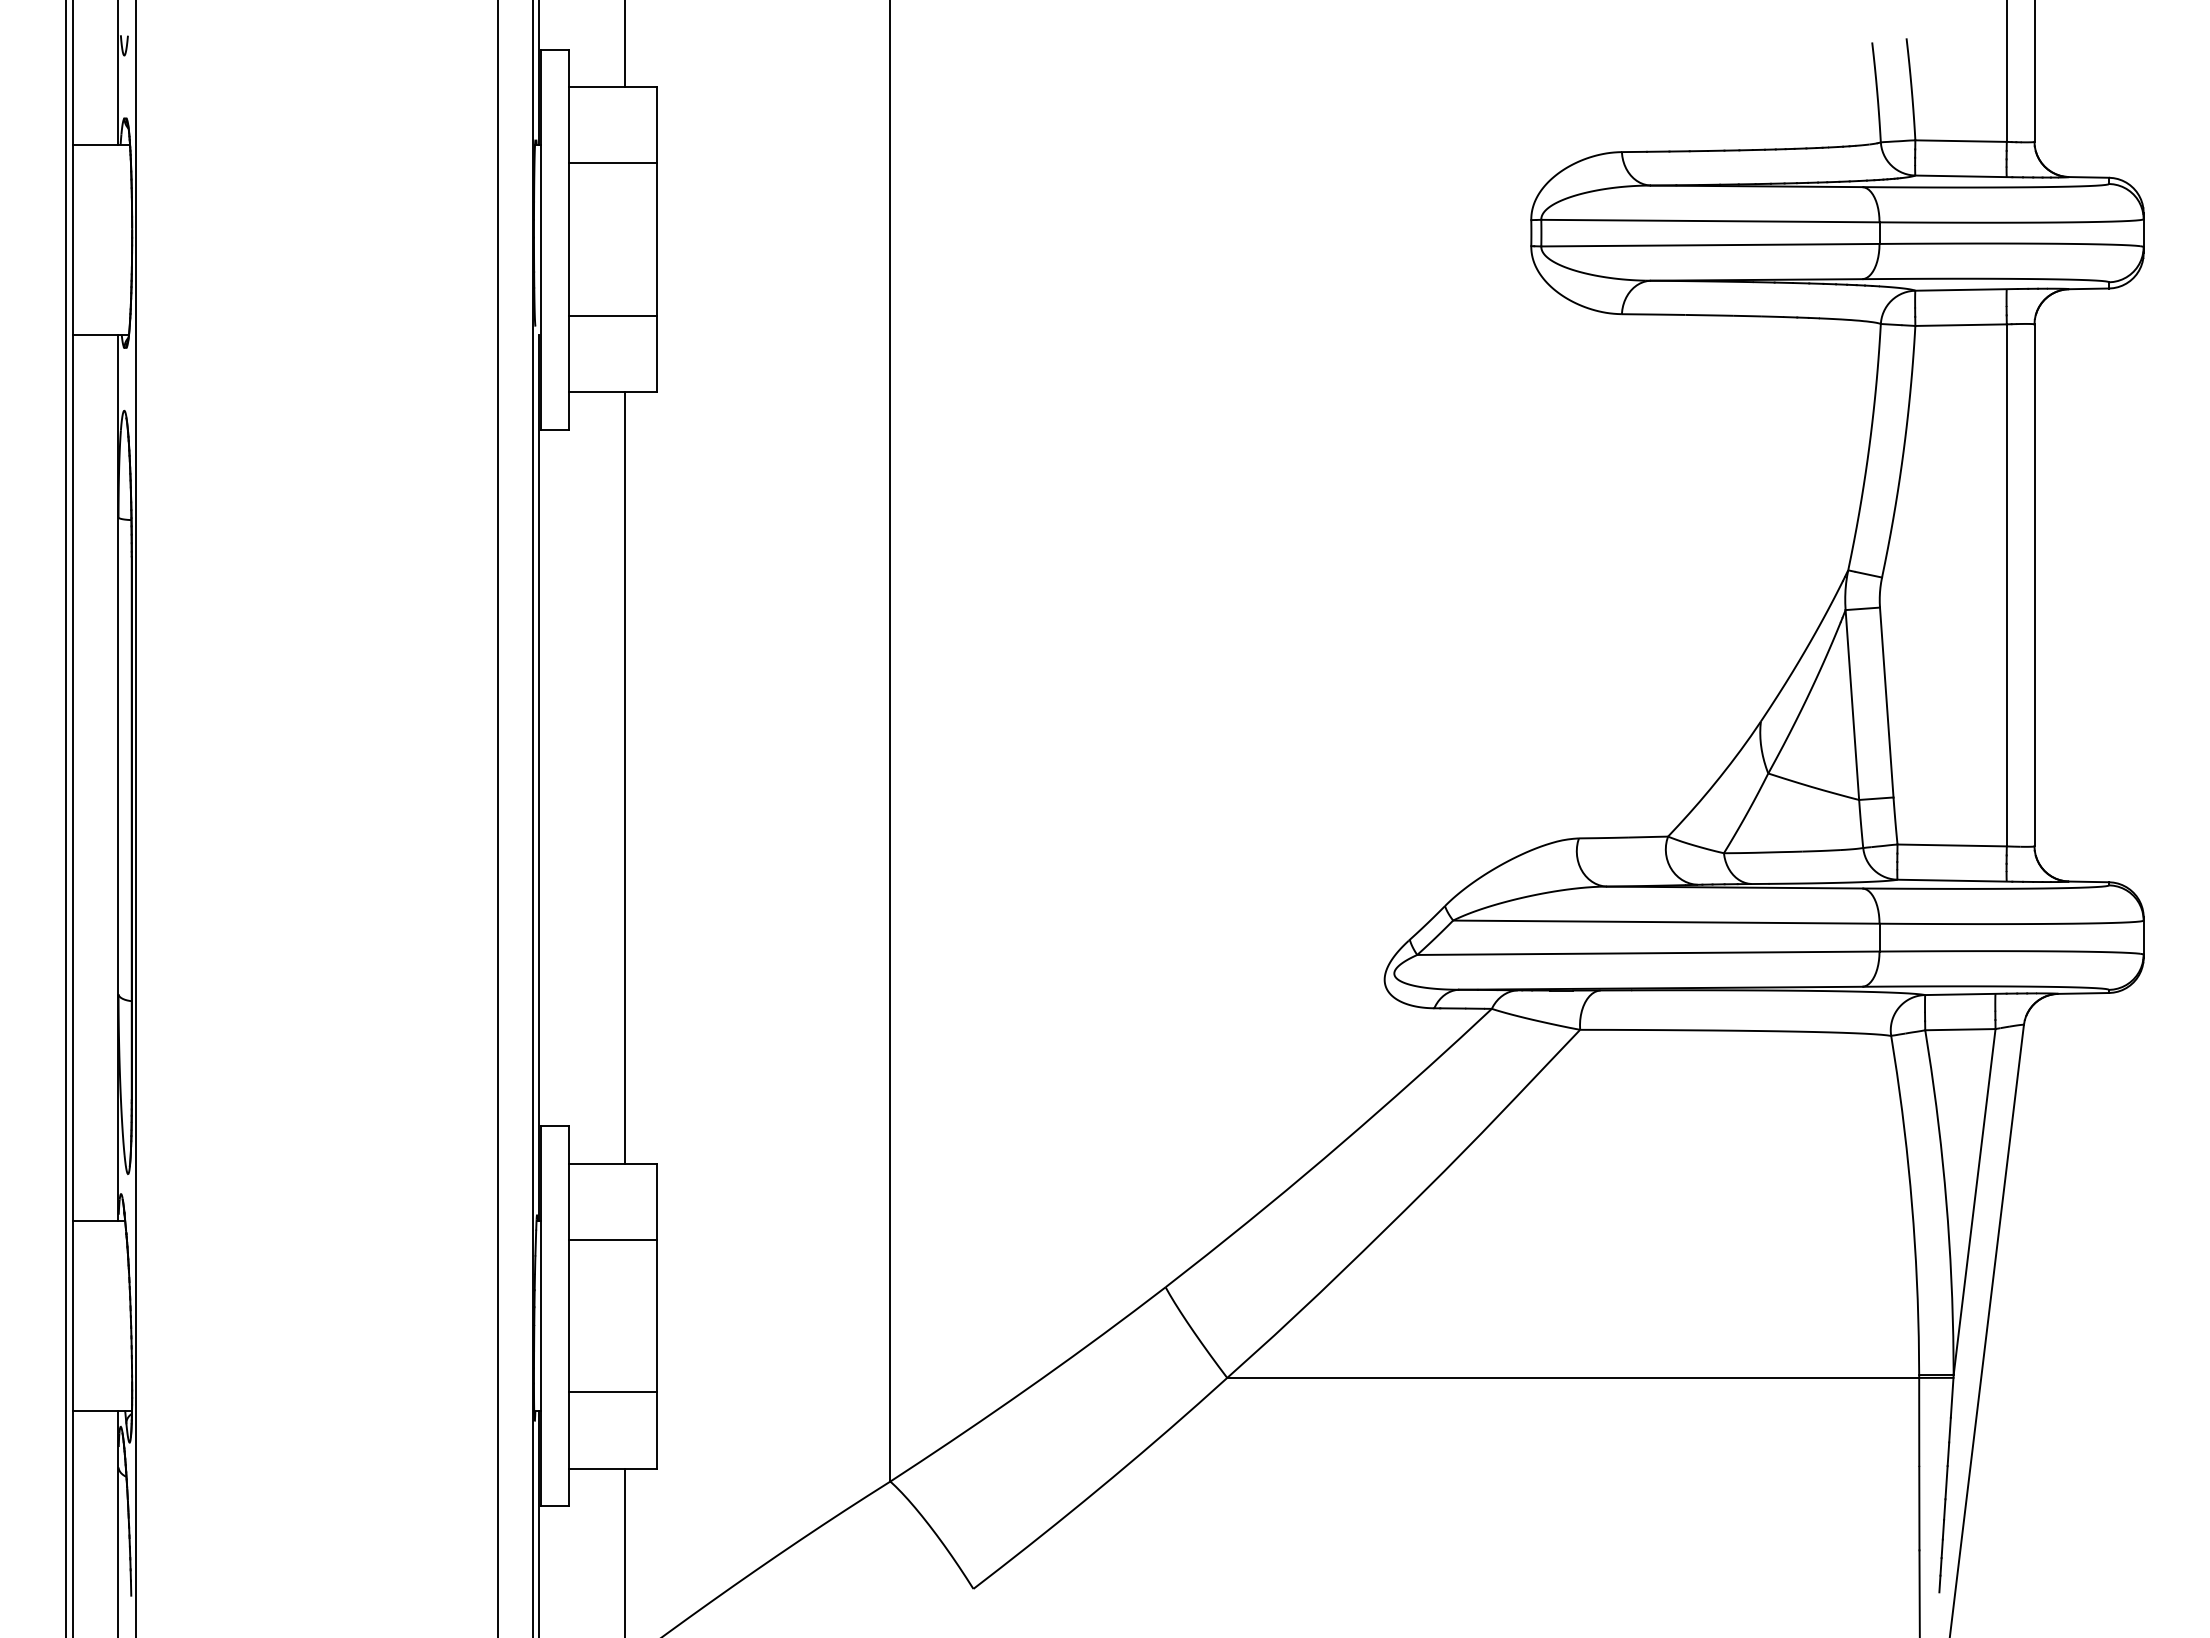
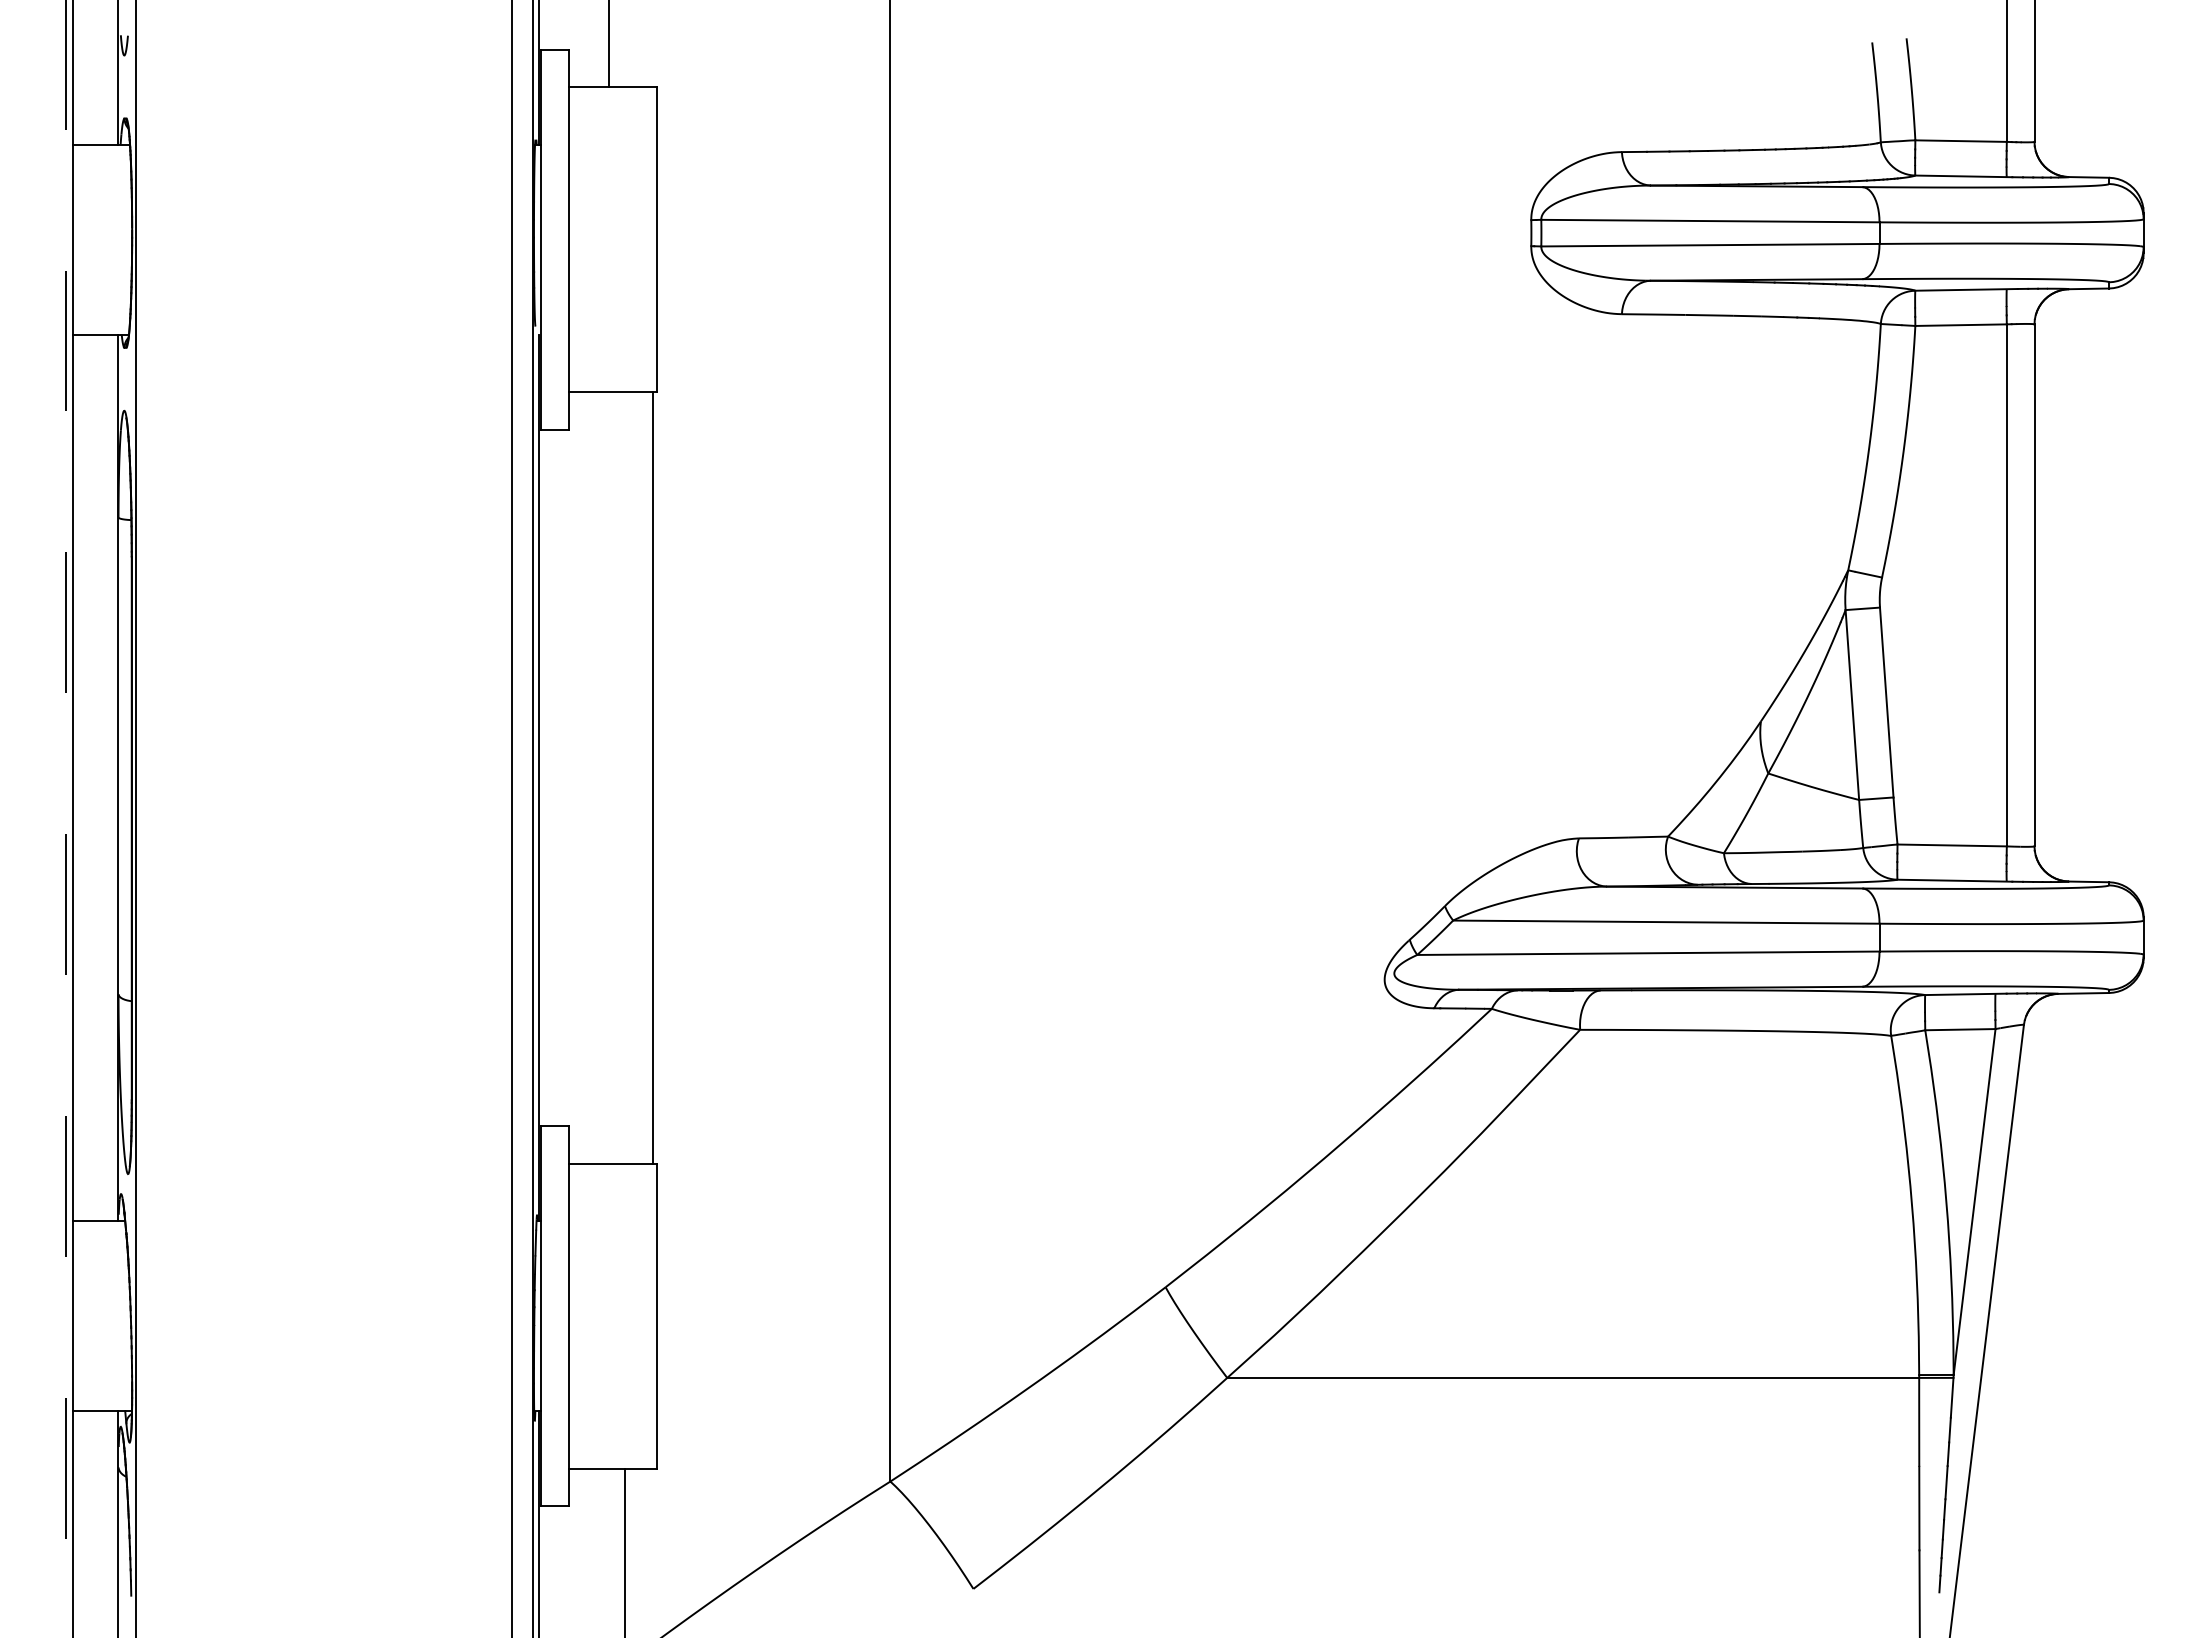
line position: (625, 44) -> (609, 44) (609, 44)
line: present -> none (613, 163)
line: present -> none (613, 315)
line position: (625, 777) -> (653, 777) (653, 777)
line: solid -> dashed (66, 818)
line position: (497, 818) -> (511, 818) (511, 818)
line: present -> none (613, 1239)
line: present -> none (613, 1392)
